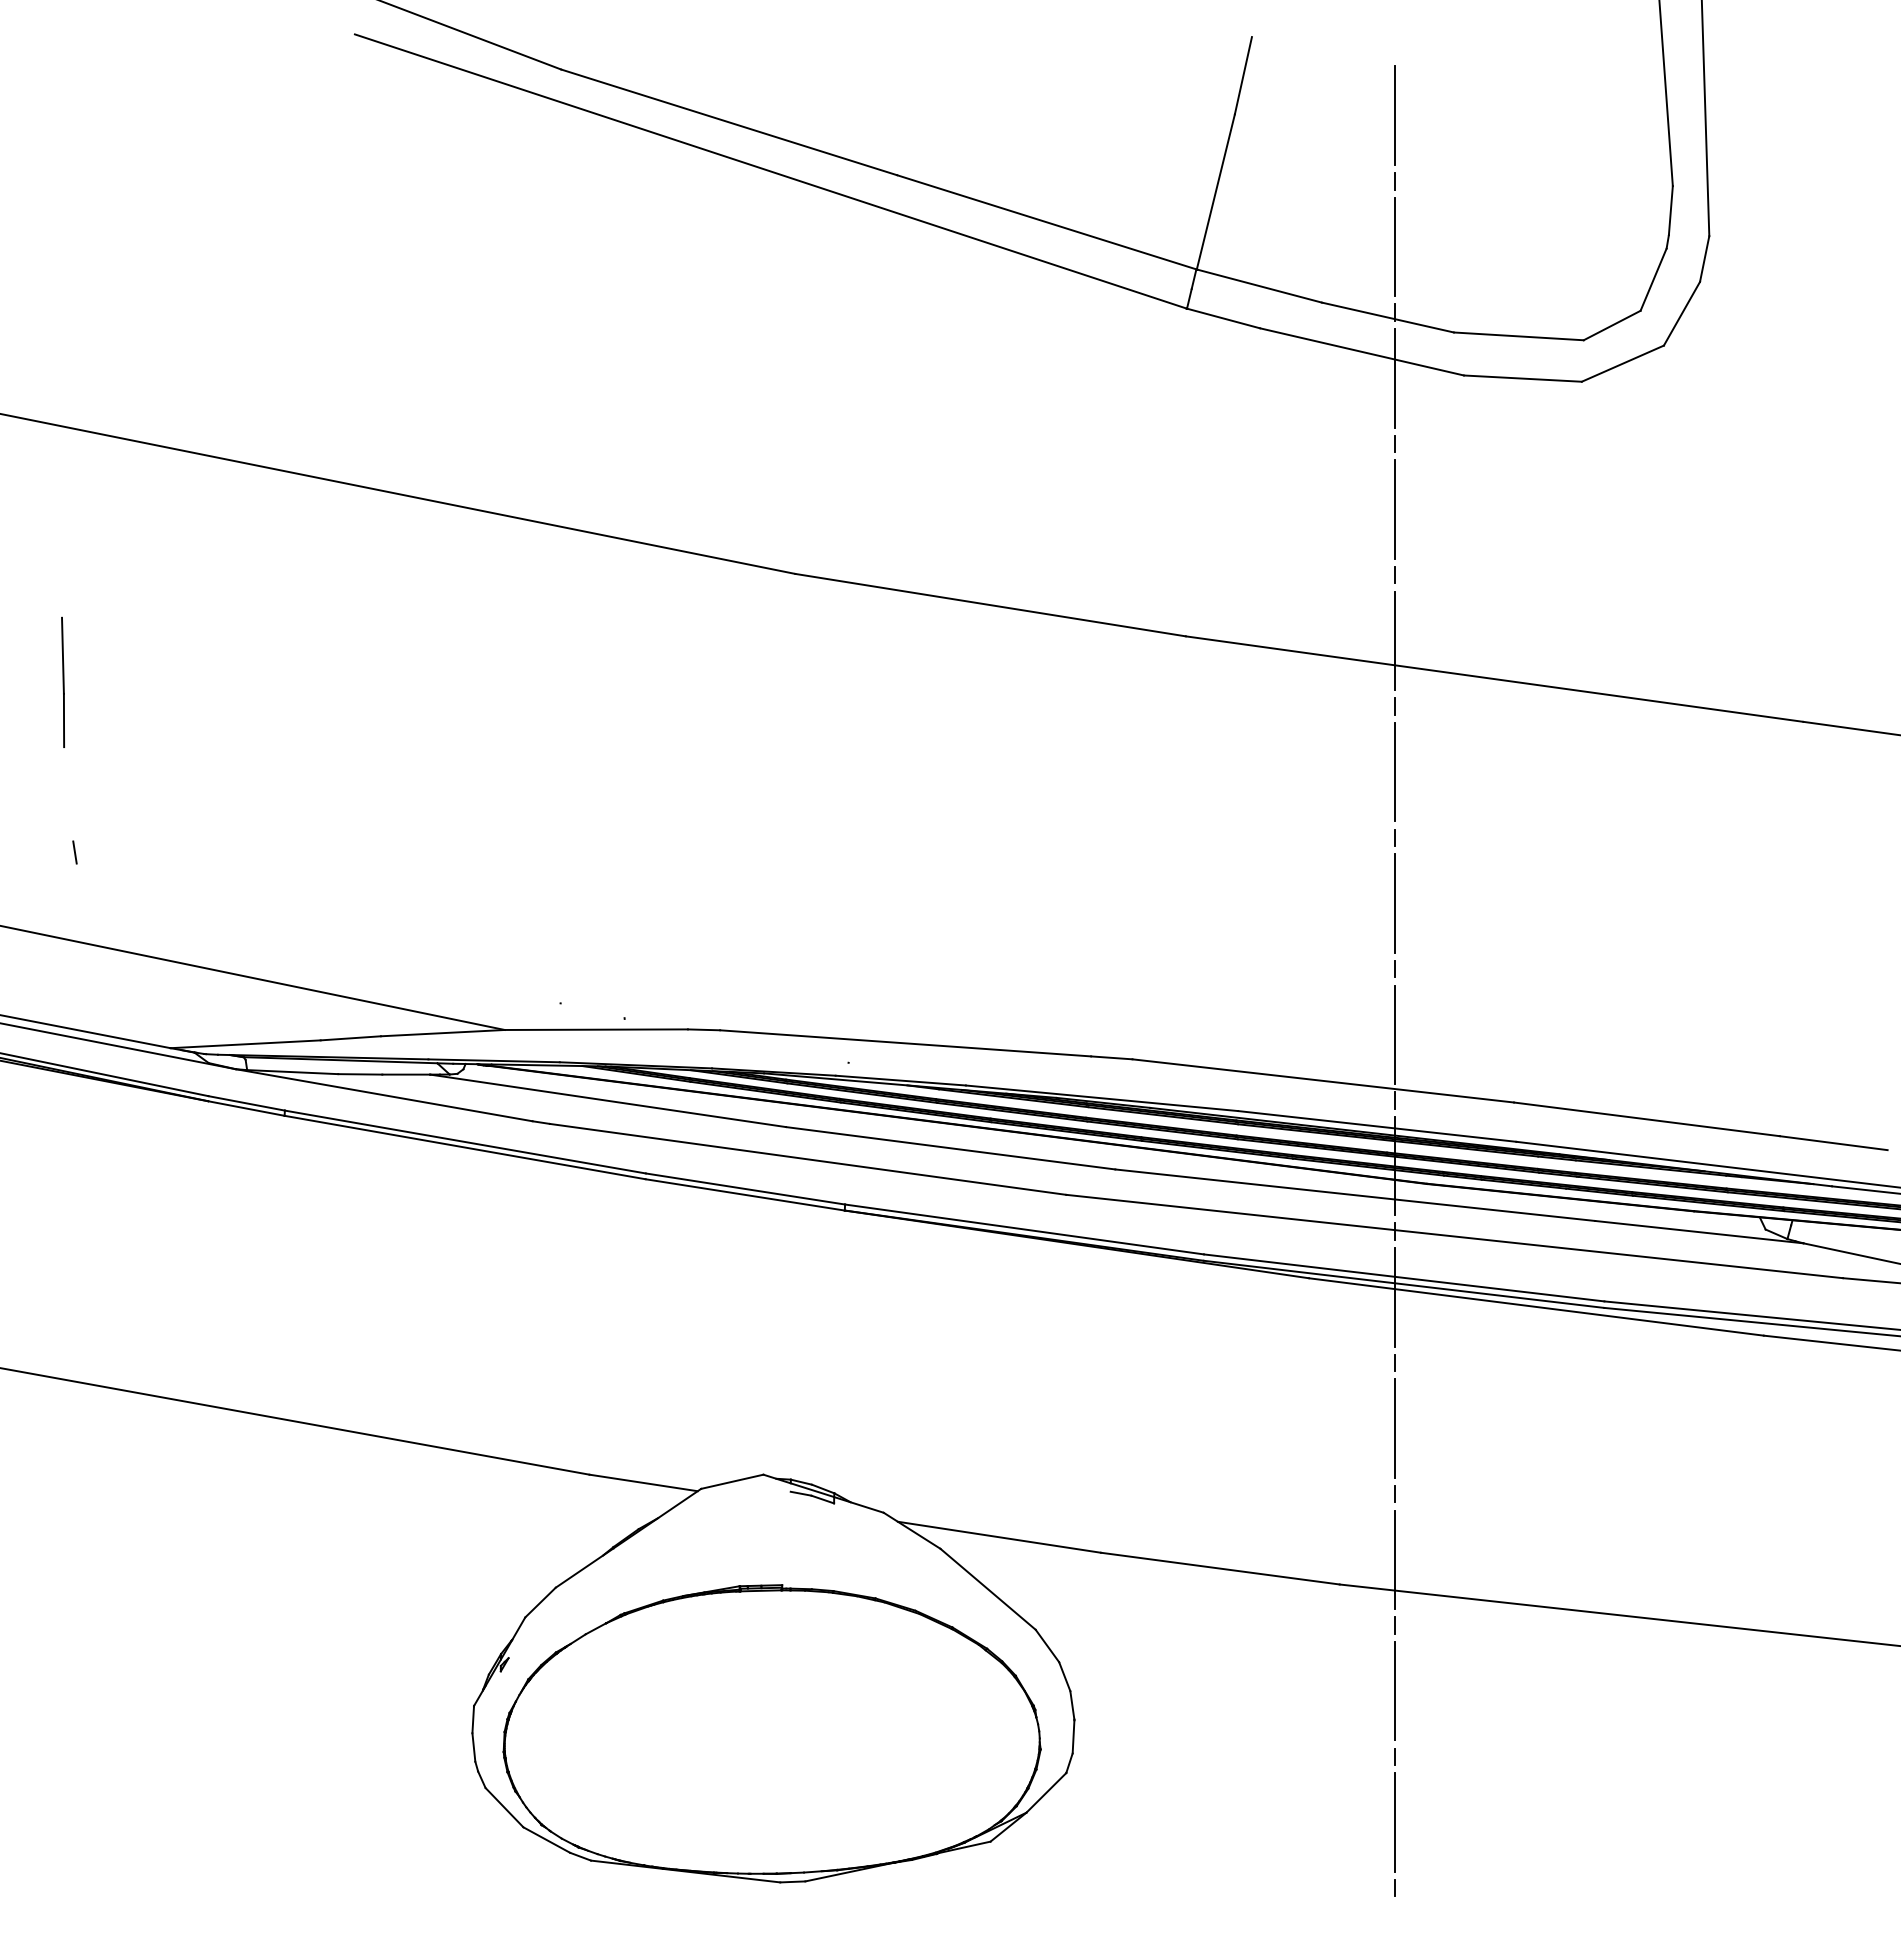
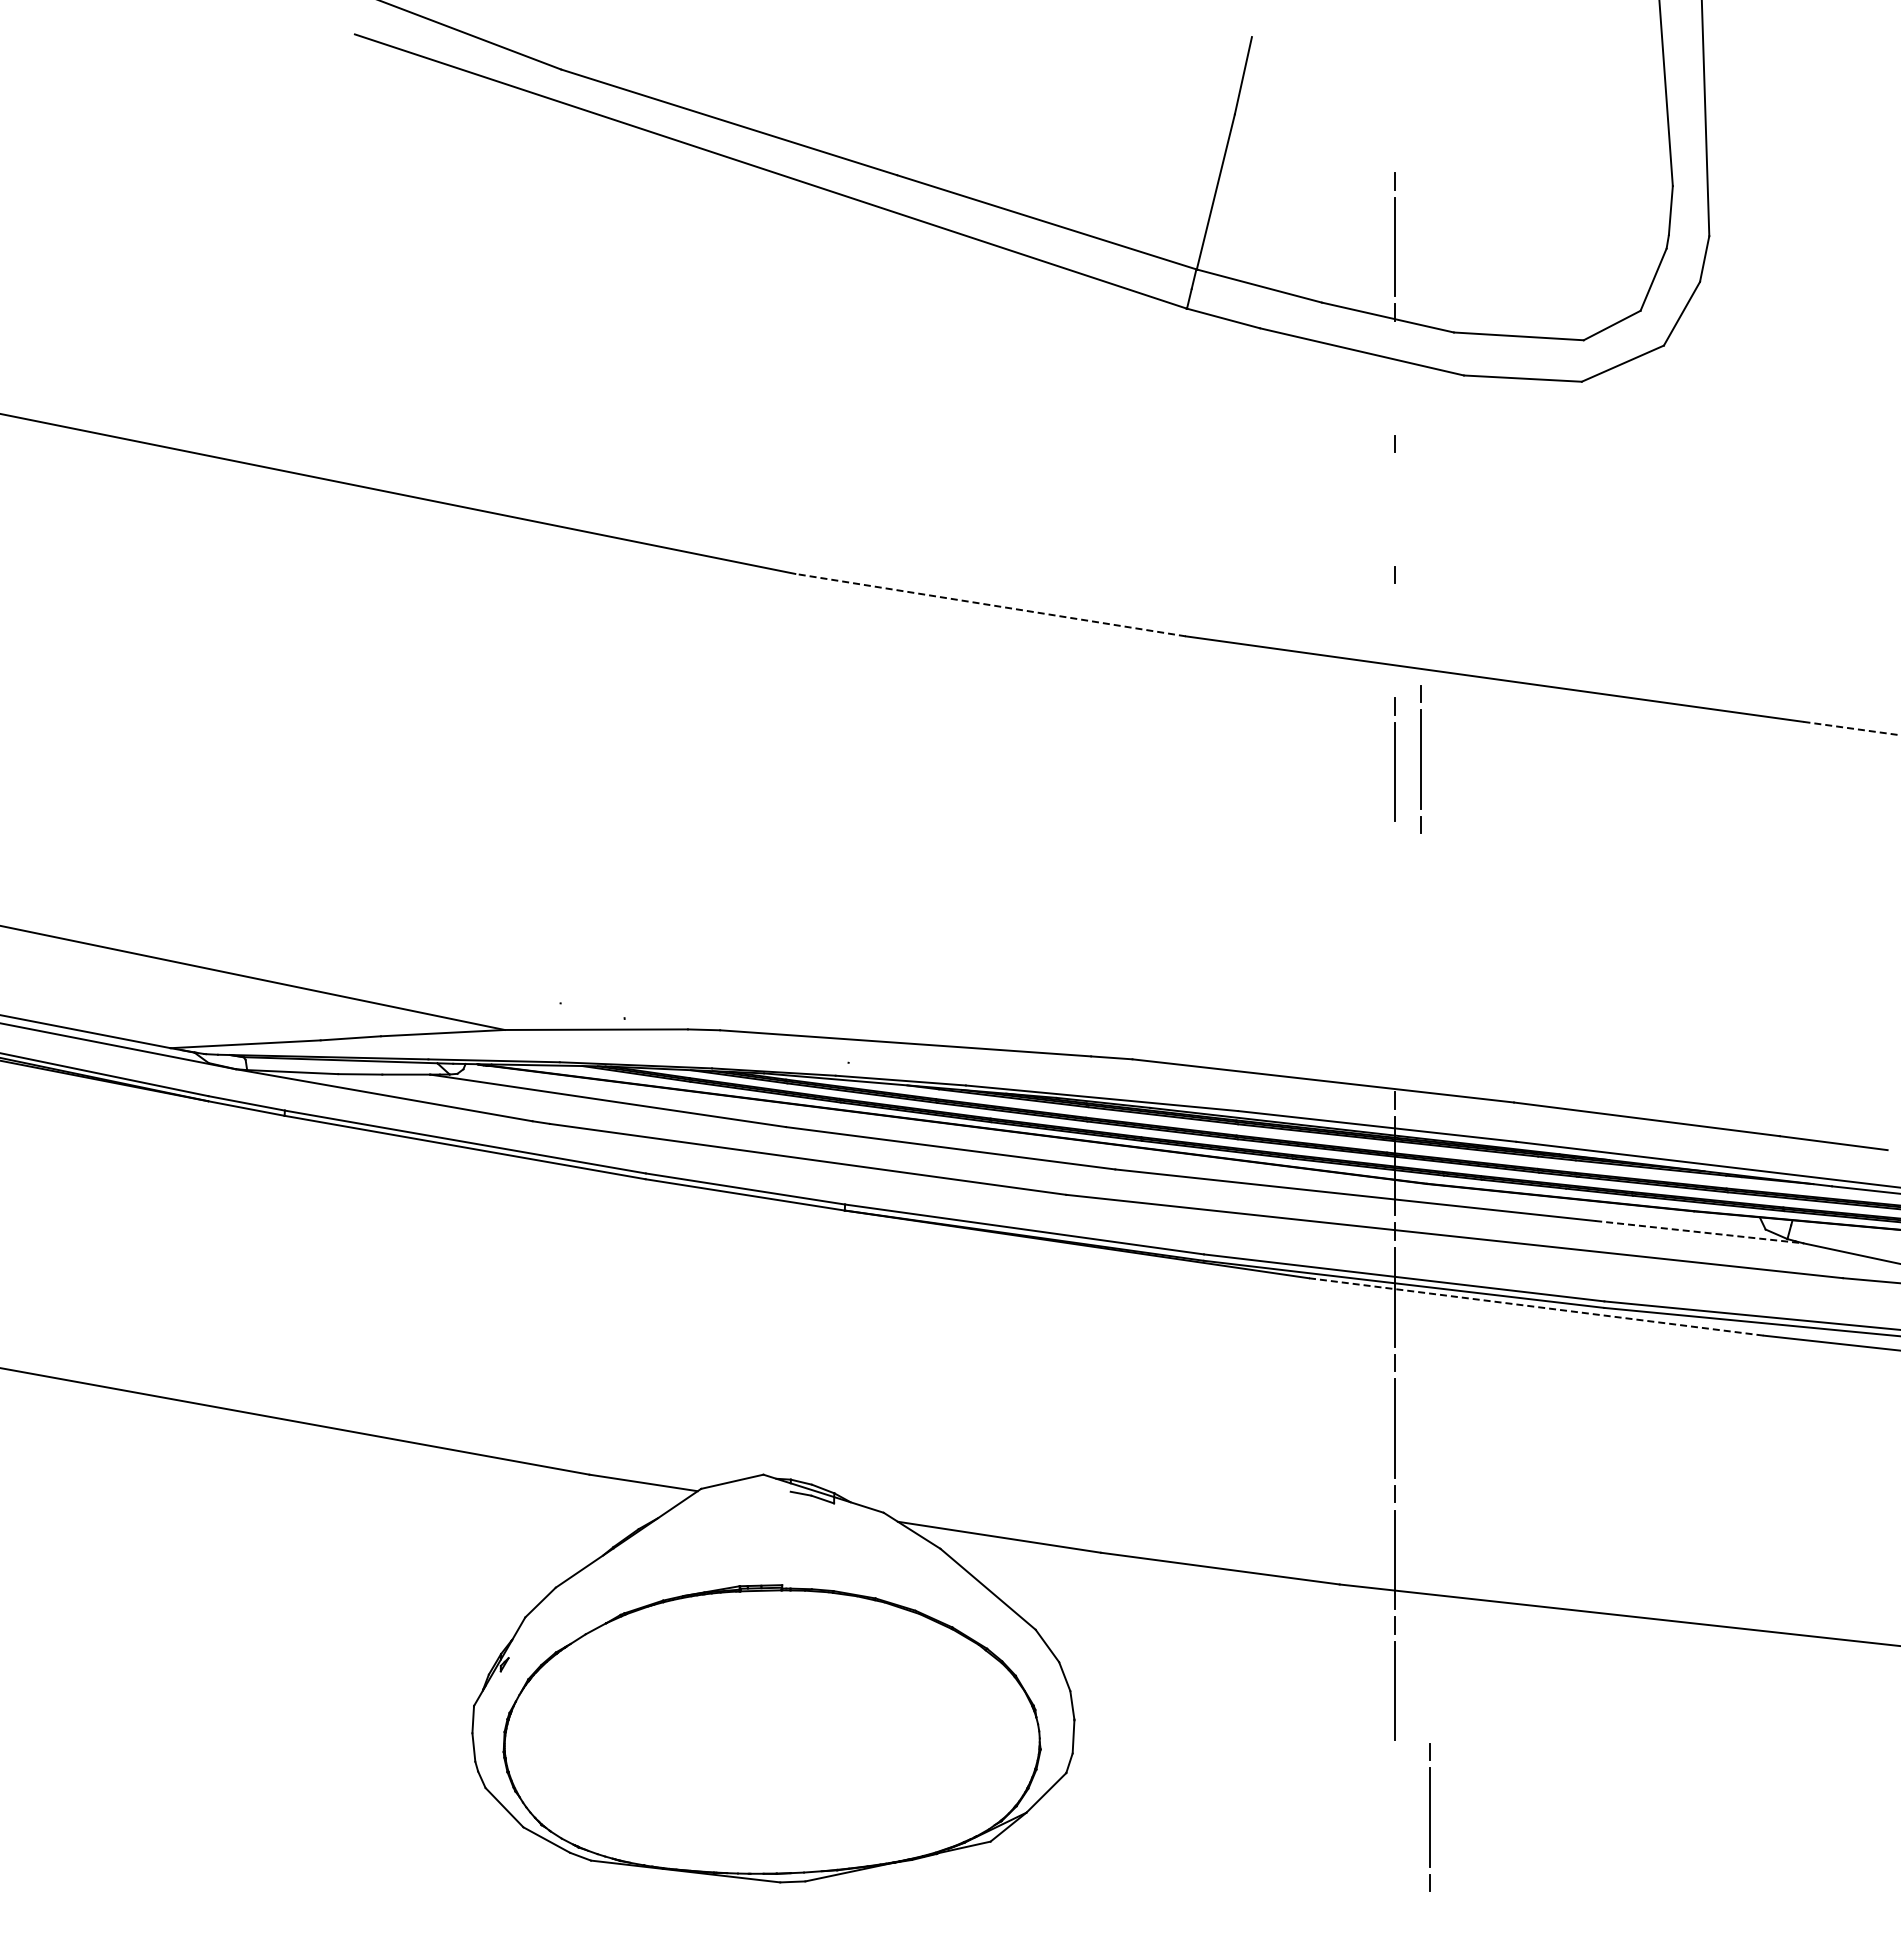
line: present -> none (1395, 115)
line: present -> none (1395, 378)
line: present -> none (1395, 509)
line: solid -> dashed (990, 605)
line: present -> none (1395, 640)
line: present -> none (62, 681)
line: solid -> dashed (1851, 728)
line: present -> none (74, 852)
line position: (1394, 903) -> (1420, 759) (1420, 759)
line: present -> none (1395, 1034)
line: solid -> dashed (1699, 1232)
line: solid -> dashed (1536, 1307)
line position: (1394, 1822) -> (1429, 1817) (1429, 1817)
